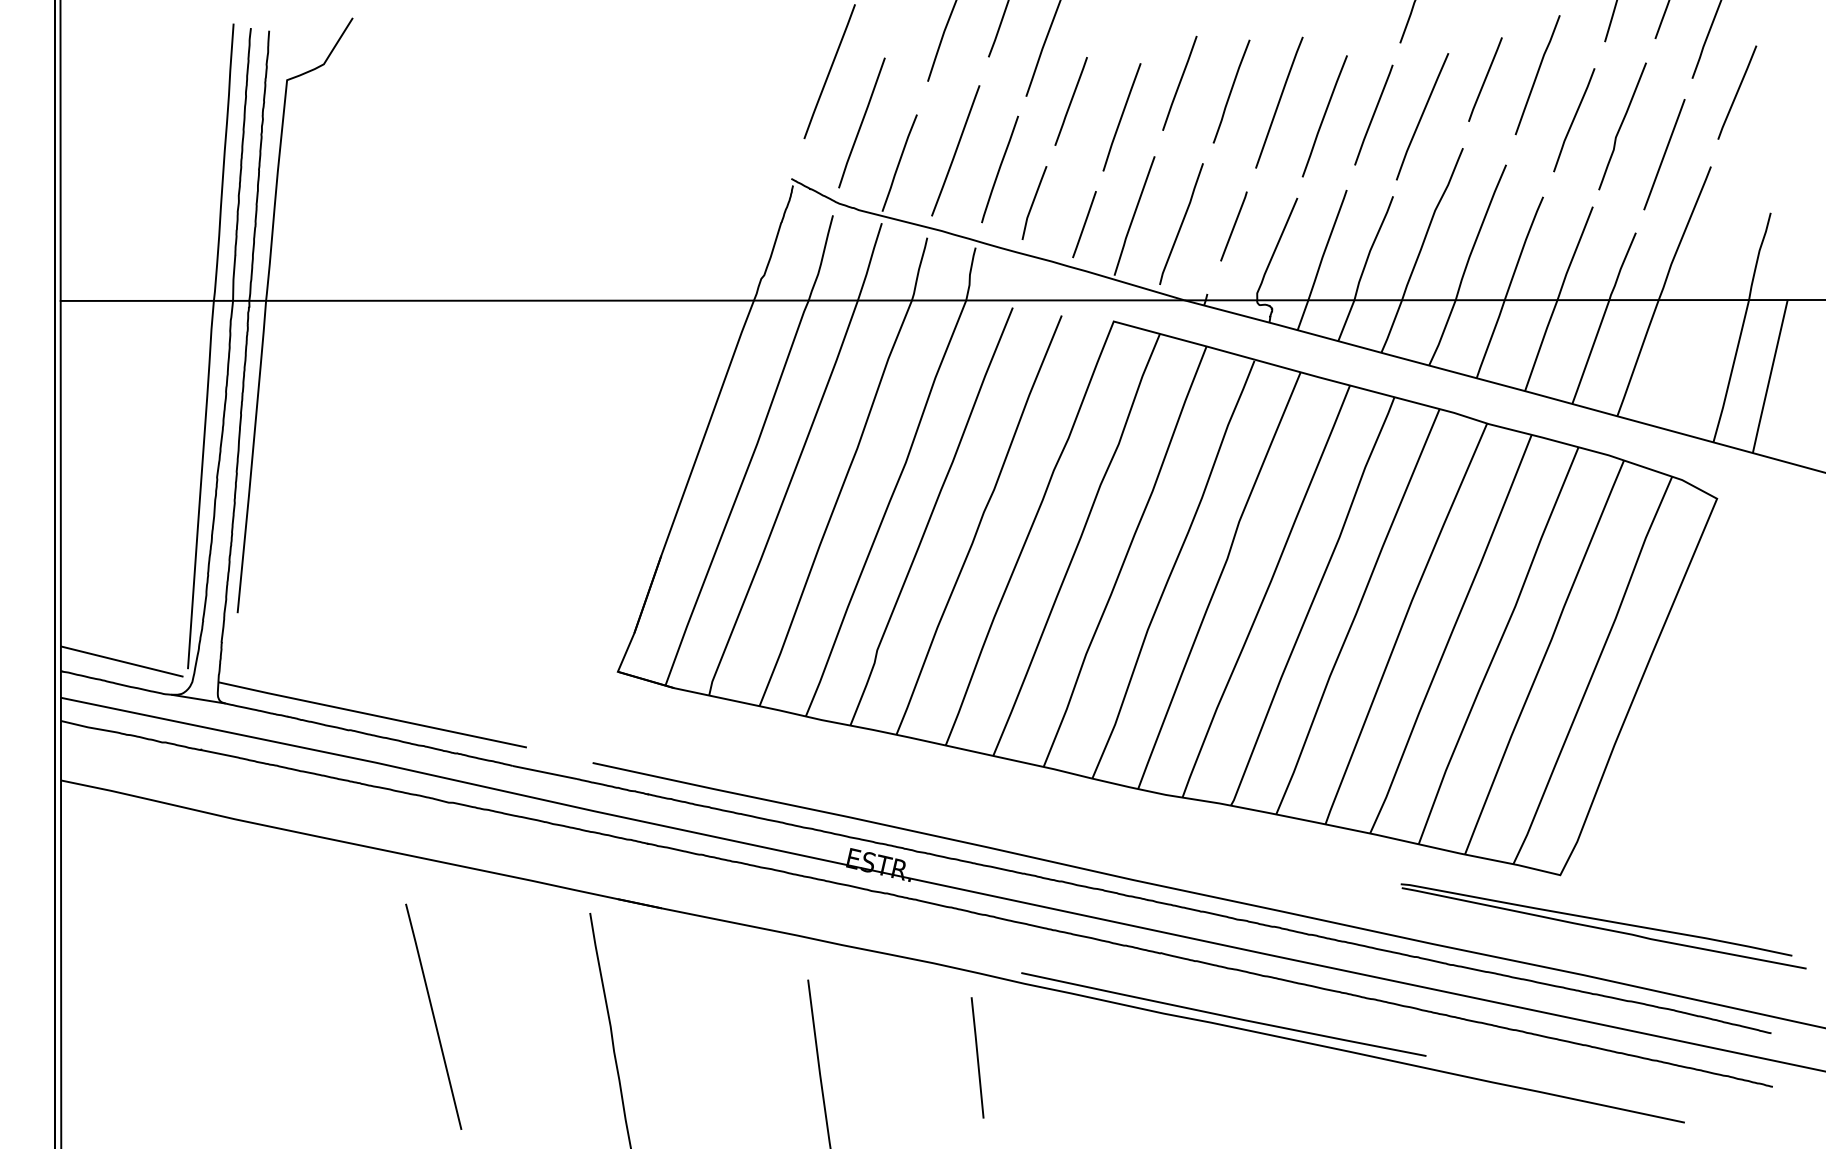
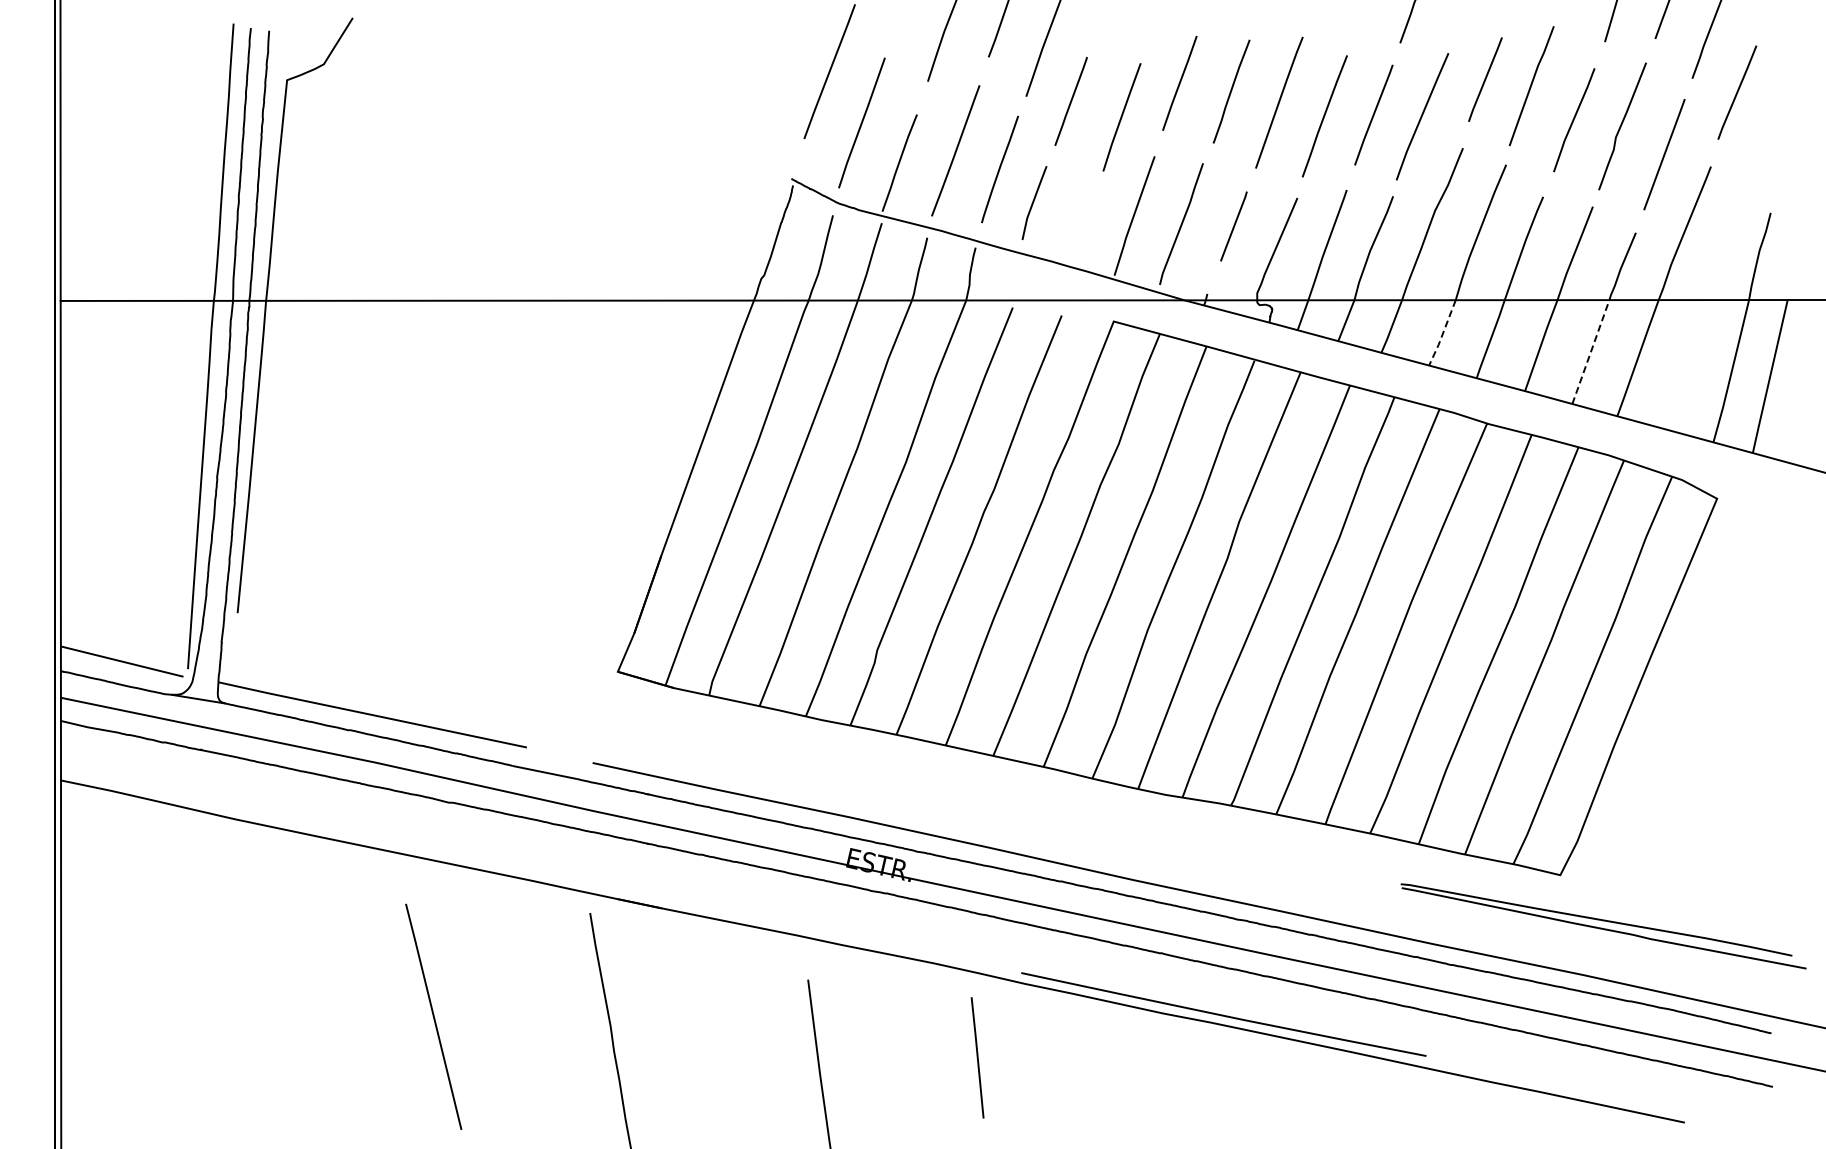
curve position: (1537, 75) -> (1531, 86) (1531, 86)
line: present -> none (1084, 224)
line: solid -> dashed (1442, 333)
line: solid -> dashed (1590, 352)
